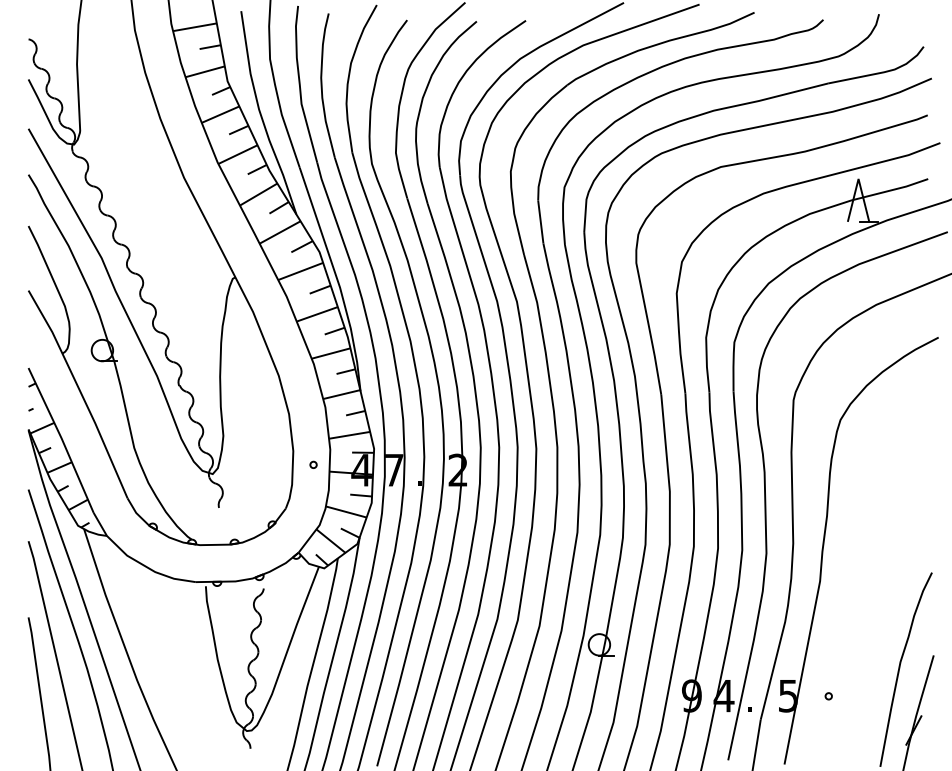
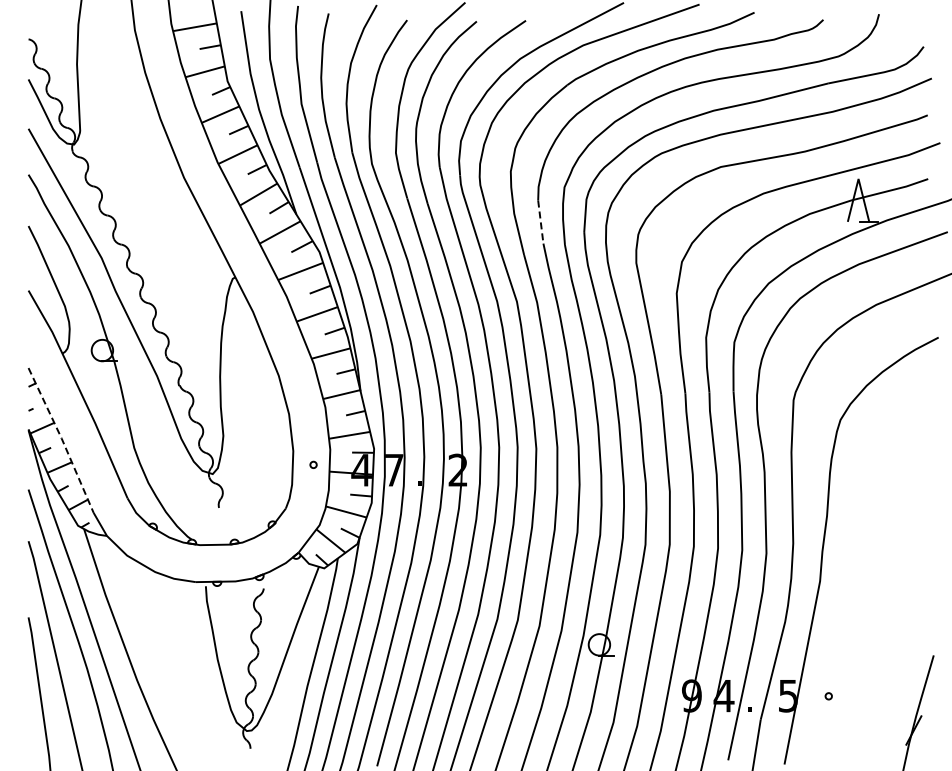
line: solid -> dashed (540, 222)
line: solid -> dashed (62, 439)
curve: present -> none (900, 668)
